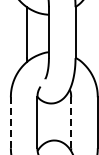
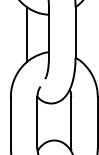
line: dashed -> solid (10, 123)
line: dashed -> solid (71, 123)
